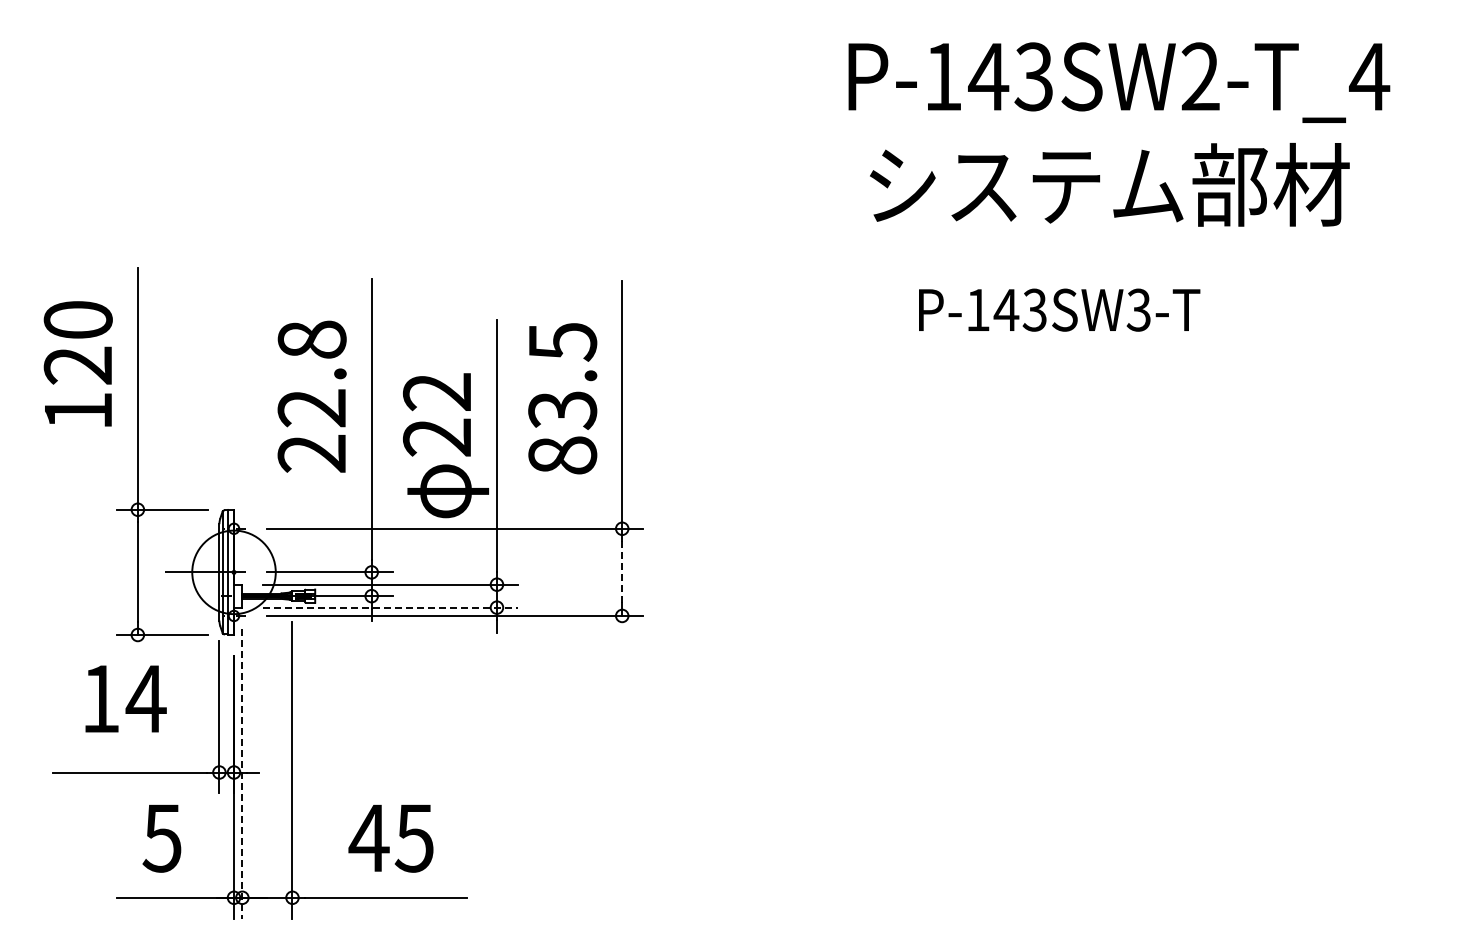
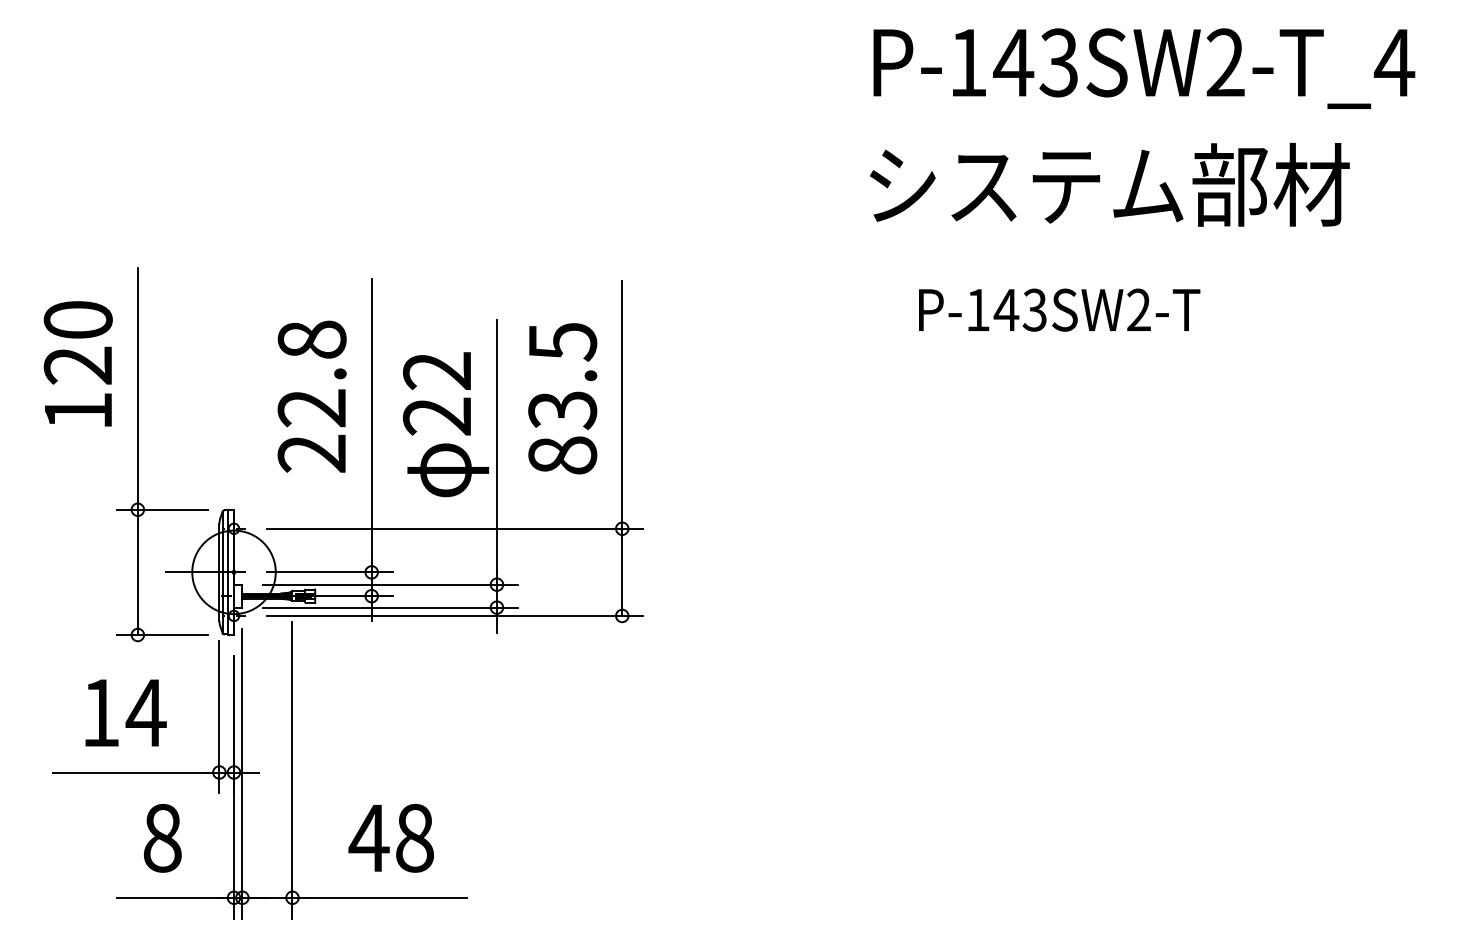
text position: (1119, 82) -> (1144, 68) (1144, 68)
text: P-143SW3-T -> P-143SW2-T (1138, 309)
text position: (445, 445) -> (445, 424) (445, 424)
line: dashed -> solid (622, 571)
line: dashed -> solid (391, 607)
text position: (125, 698) -> (125, 712) (125, 712)
line: dashed -> solid (242, 774)
text: 5 -> 8 (161, 837)
text: 45 -> 48 (413, 837)
